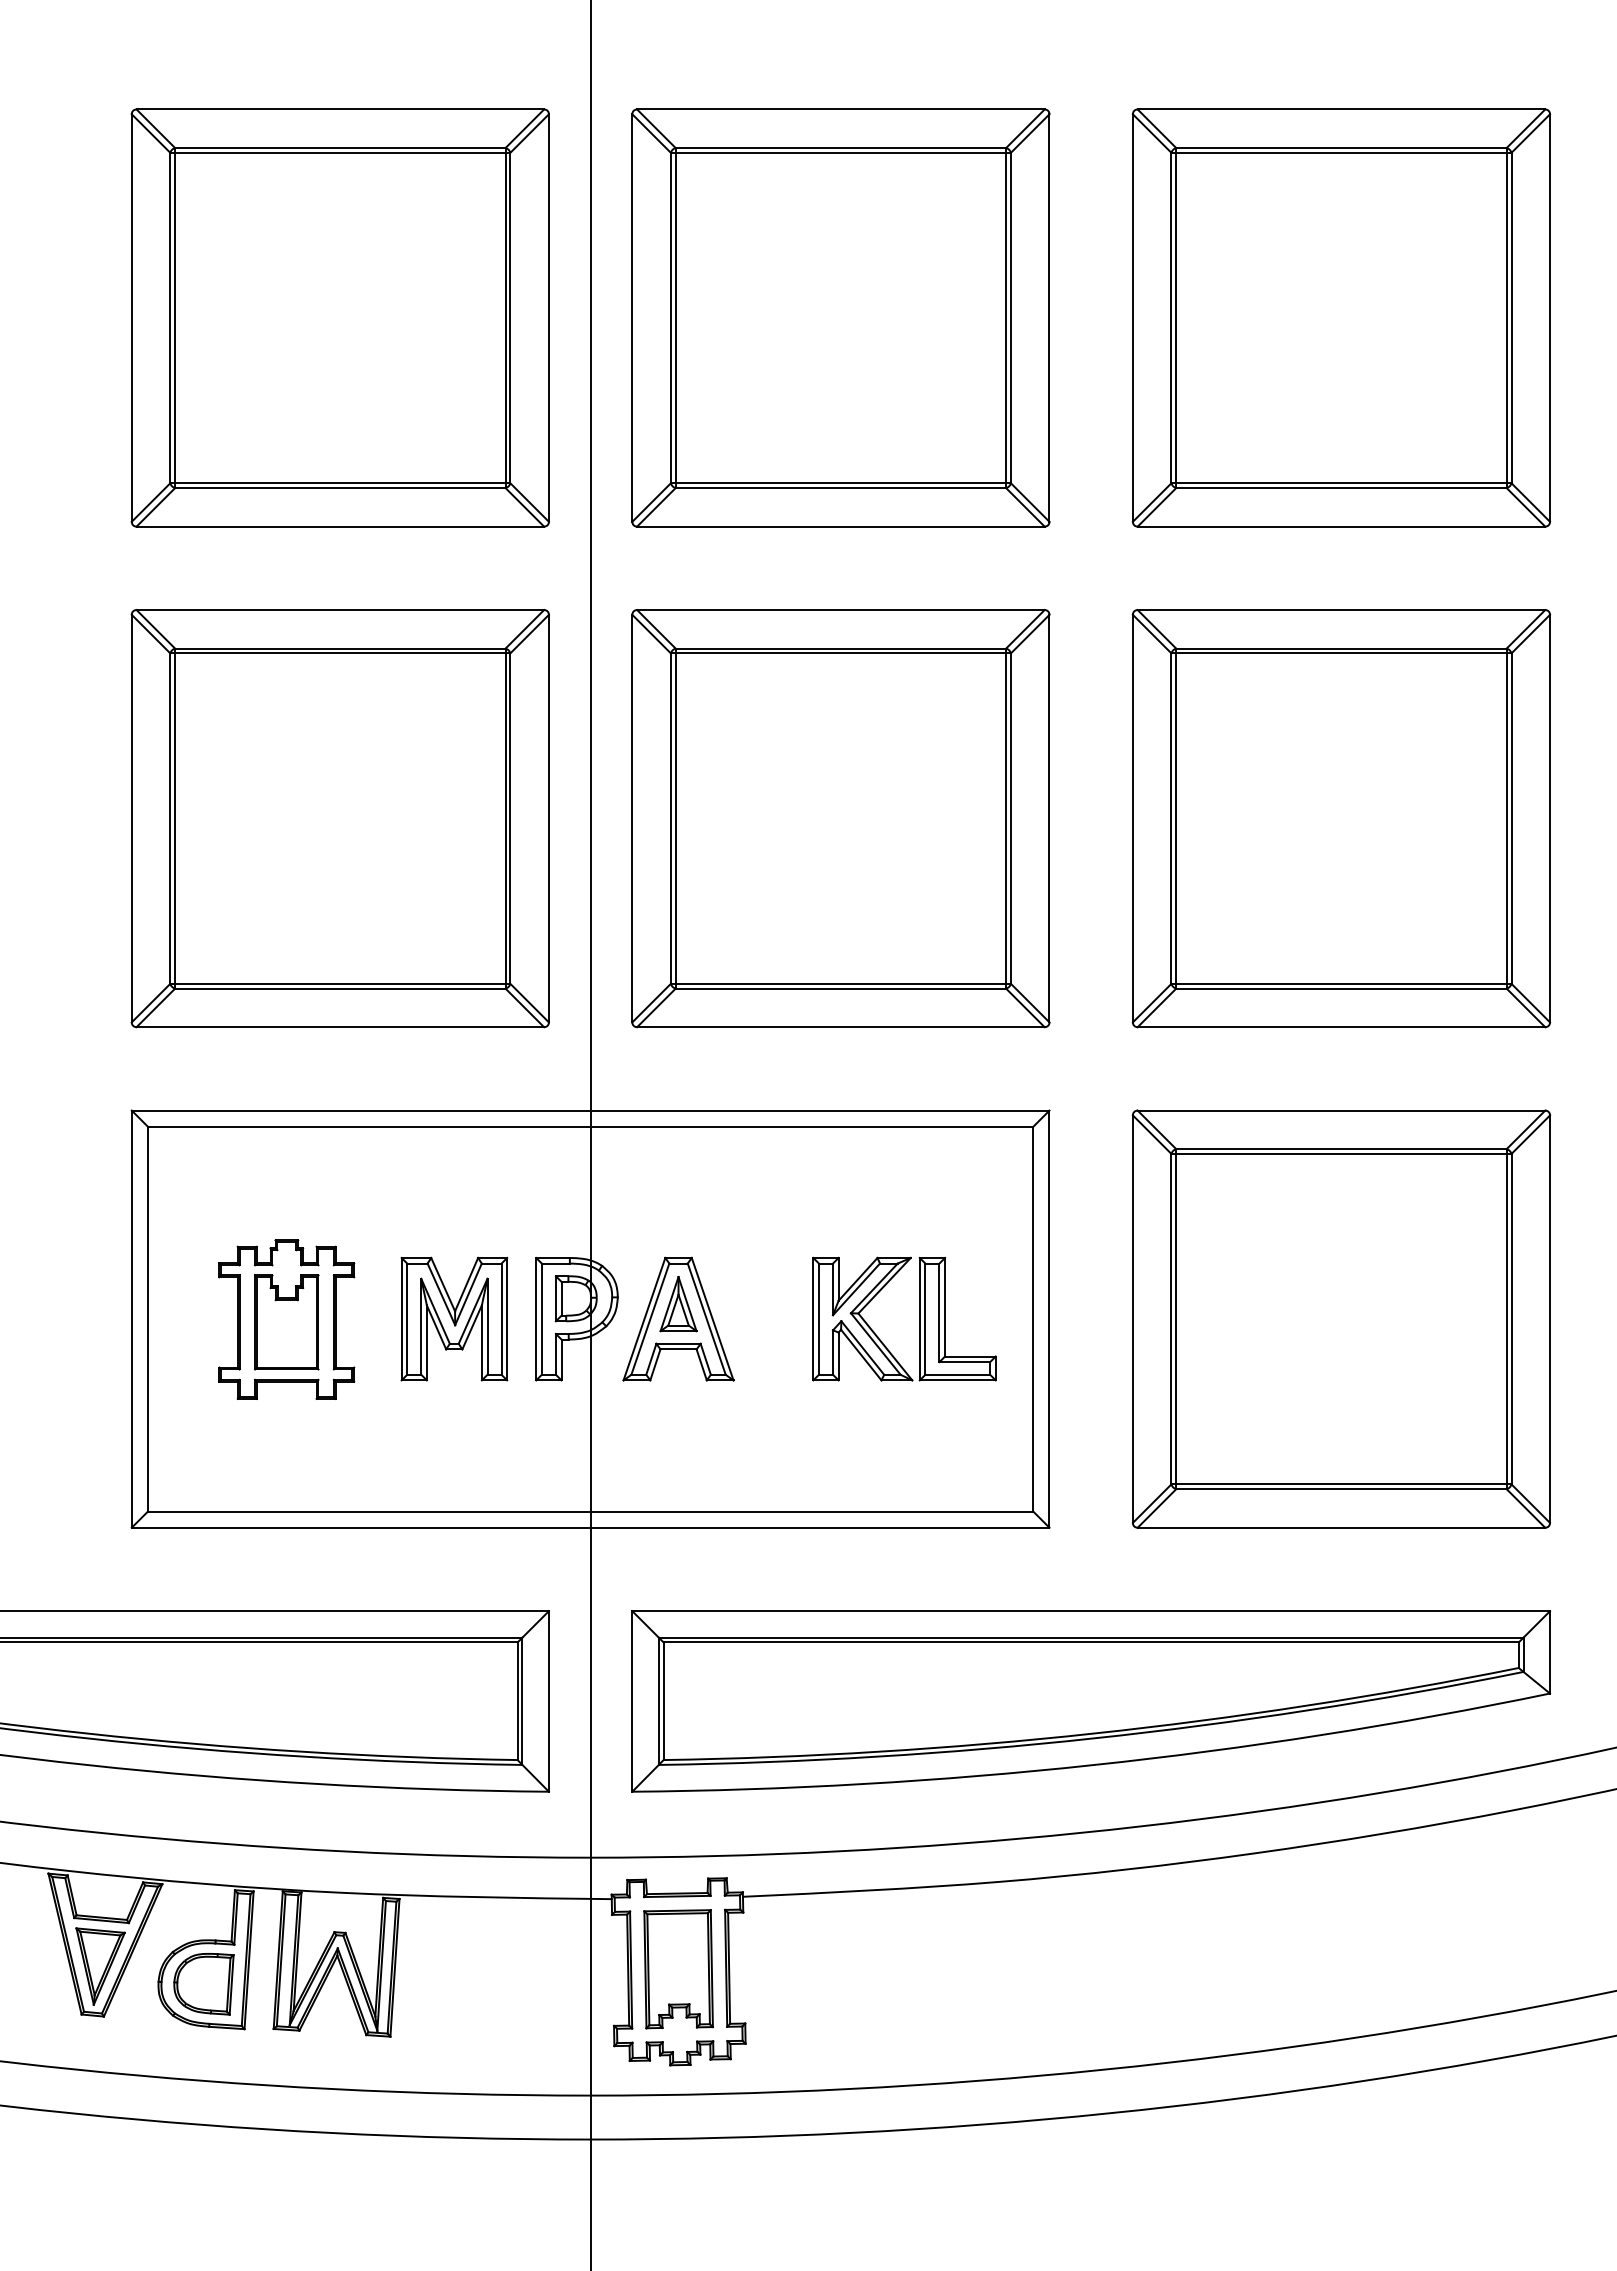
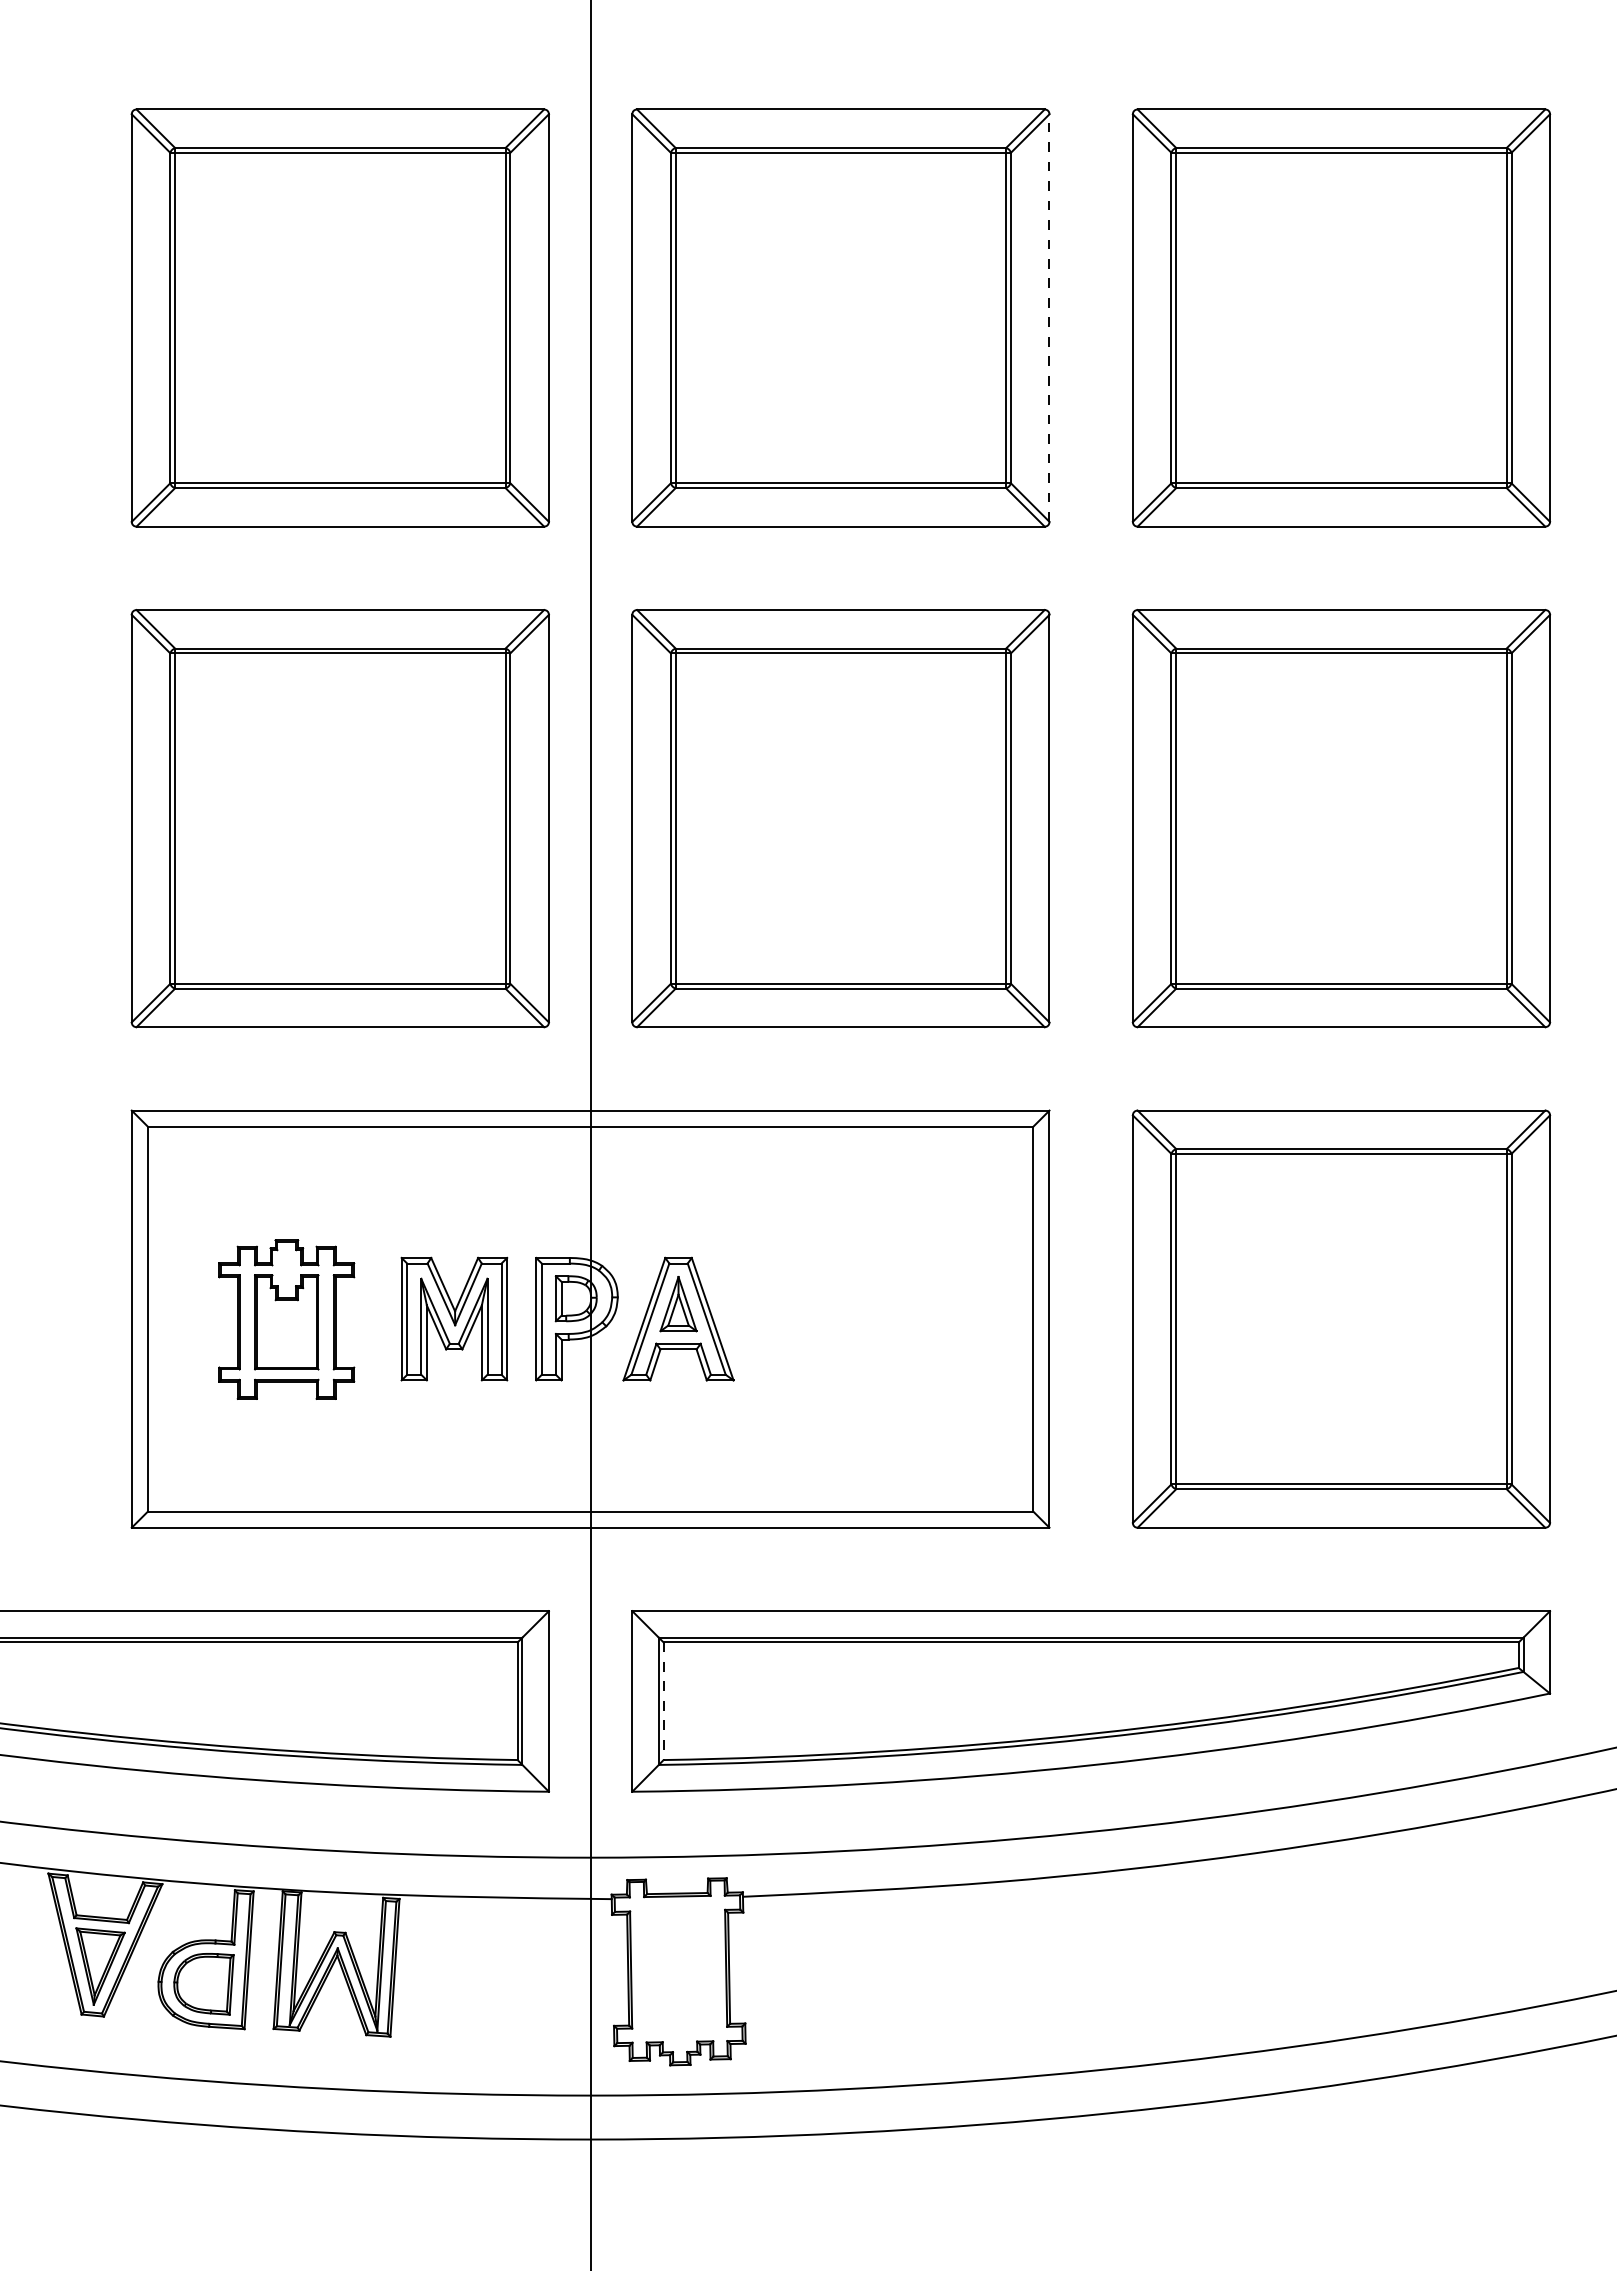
line: solid -> dashed (1049, 318)
part: present -> none (919, 1318)
line: solid -> dashed (663, 1701)
part: present -> none (678, 1969)
